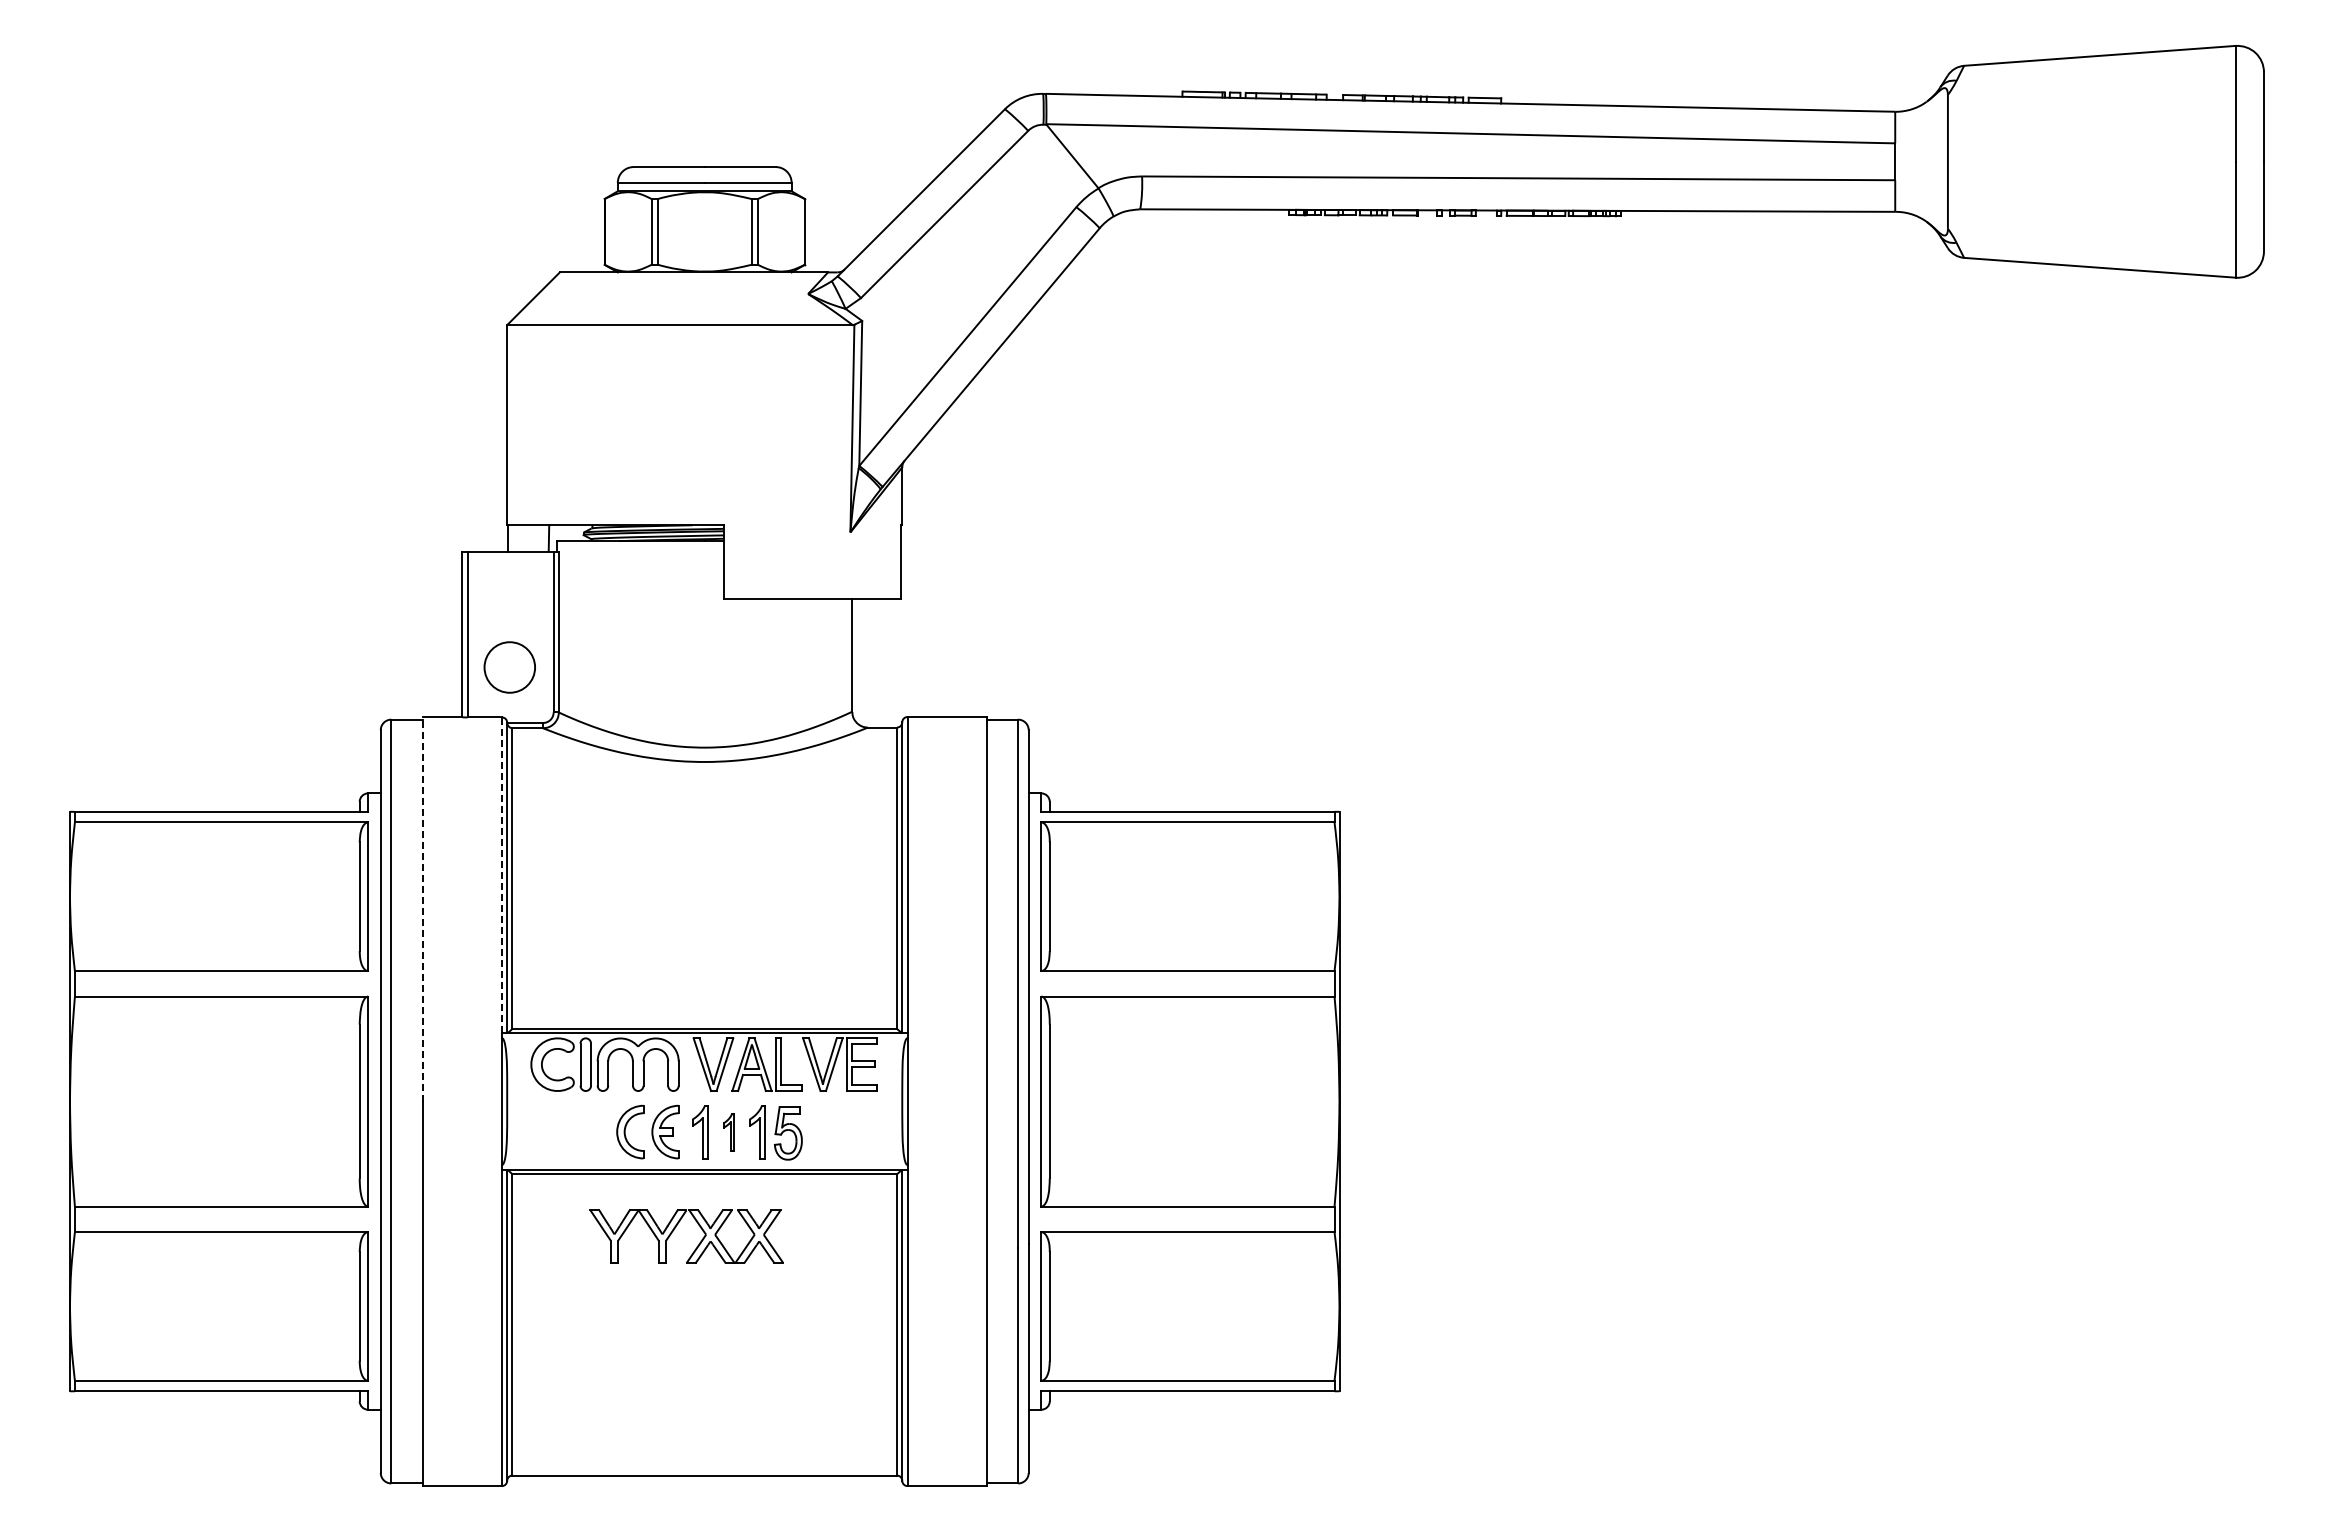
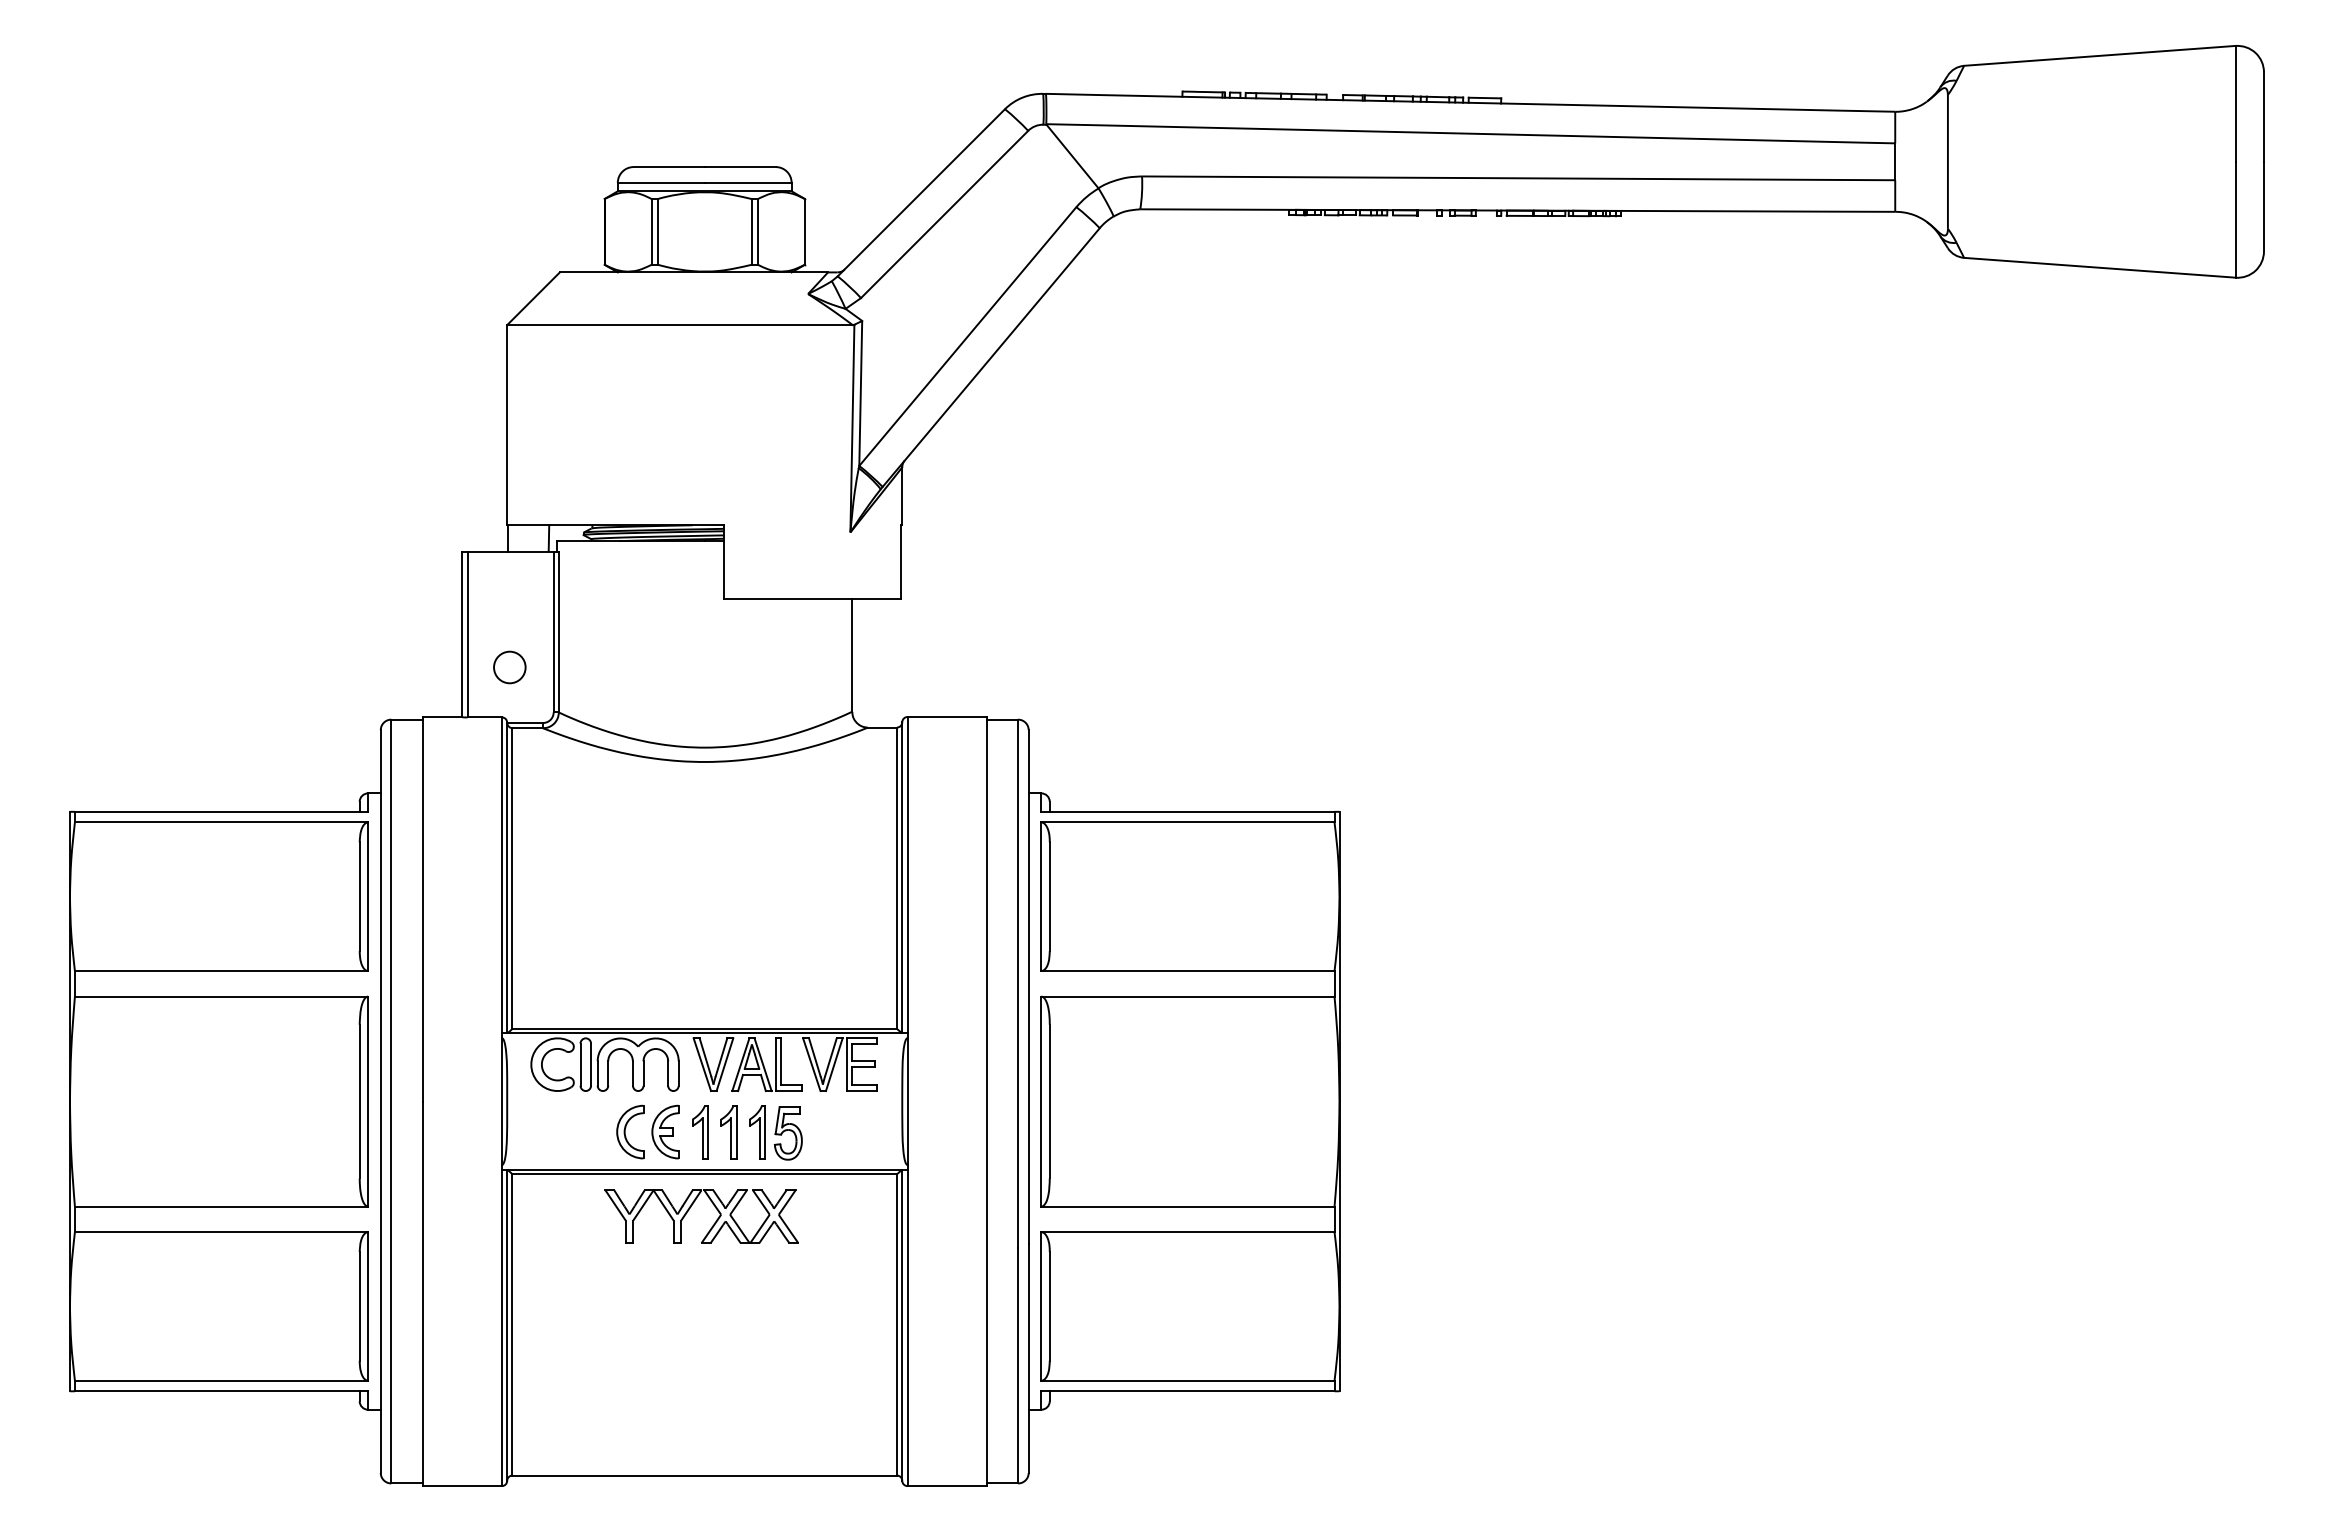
circle diameter: 51 px -> 32 px (509, 667)
line: dashed -> solid (501, 875)
line: dashed -> solid (422, 908)
part size: 12x39 px -> 18x55 px (728, 1132)
part position: (674, 1230) -> (689, 1210) (689, 1210)
